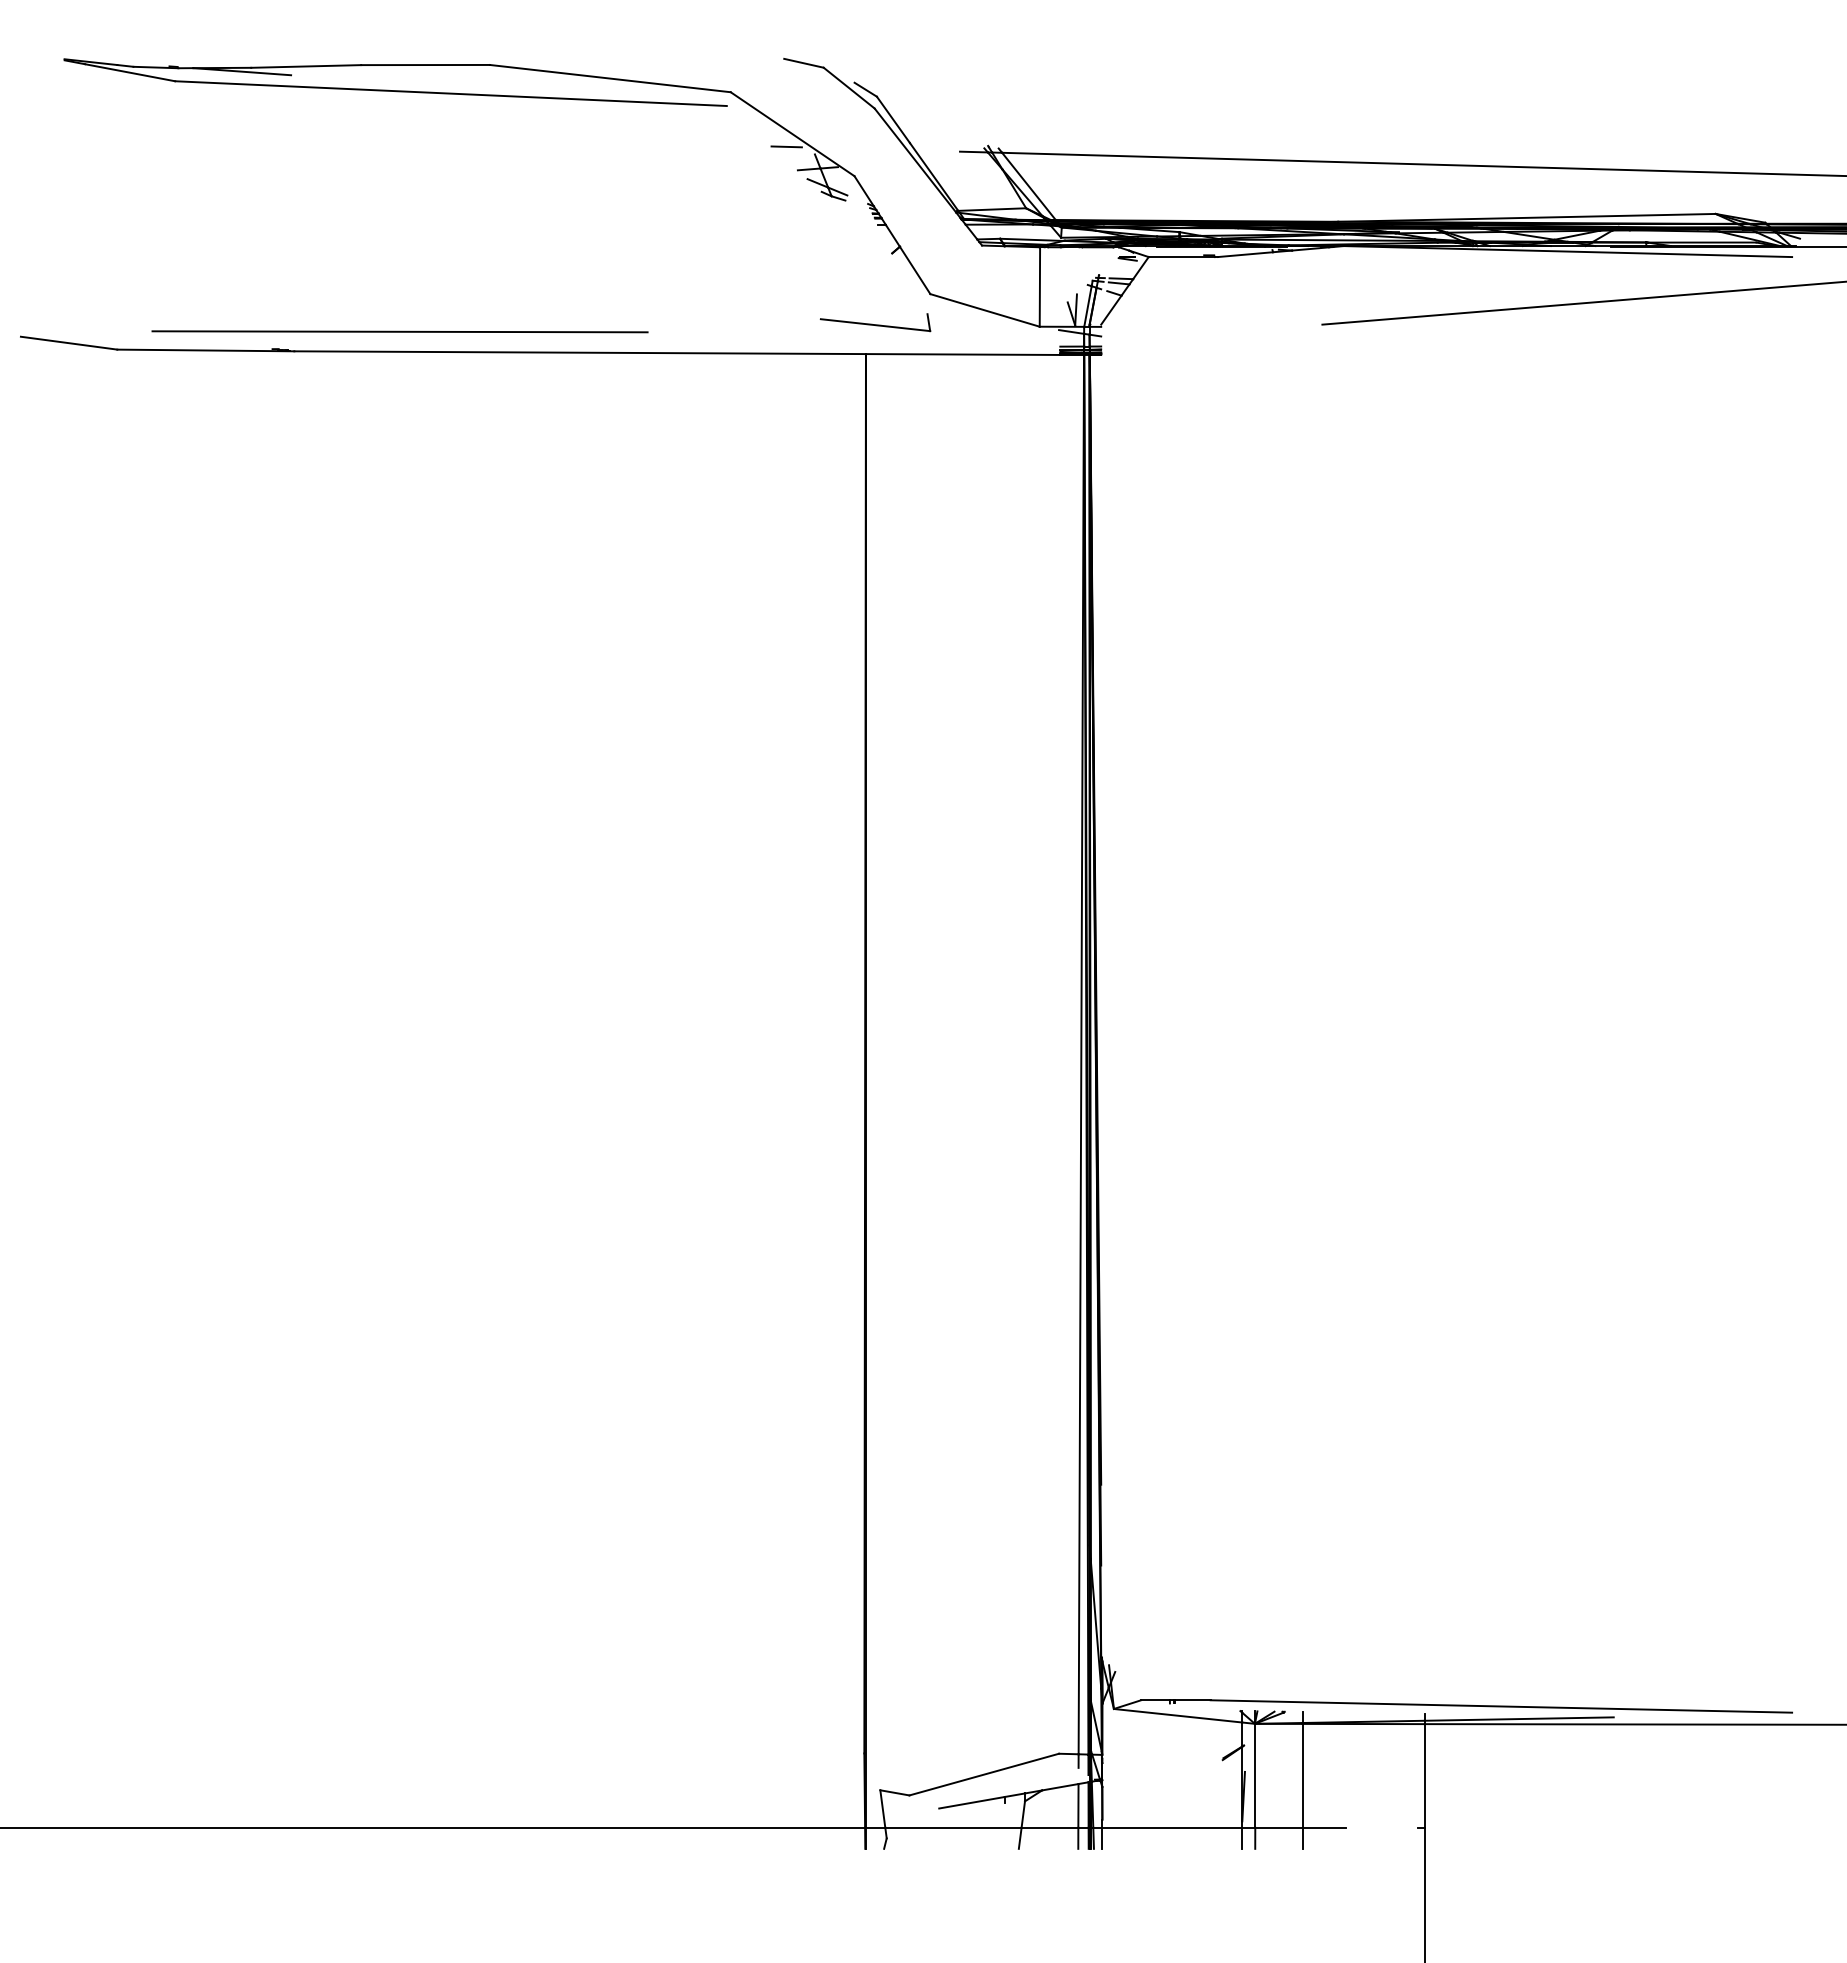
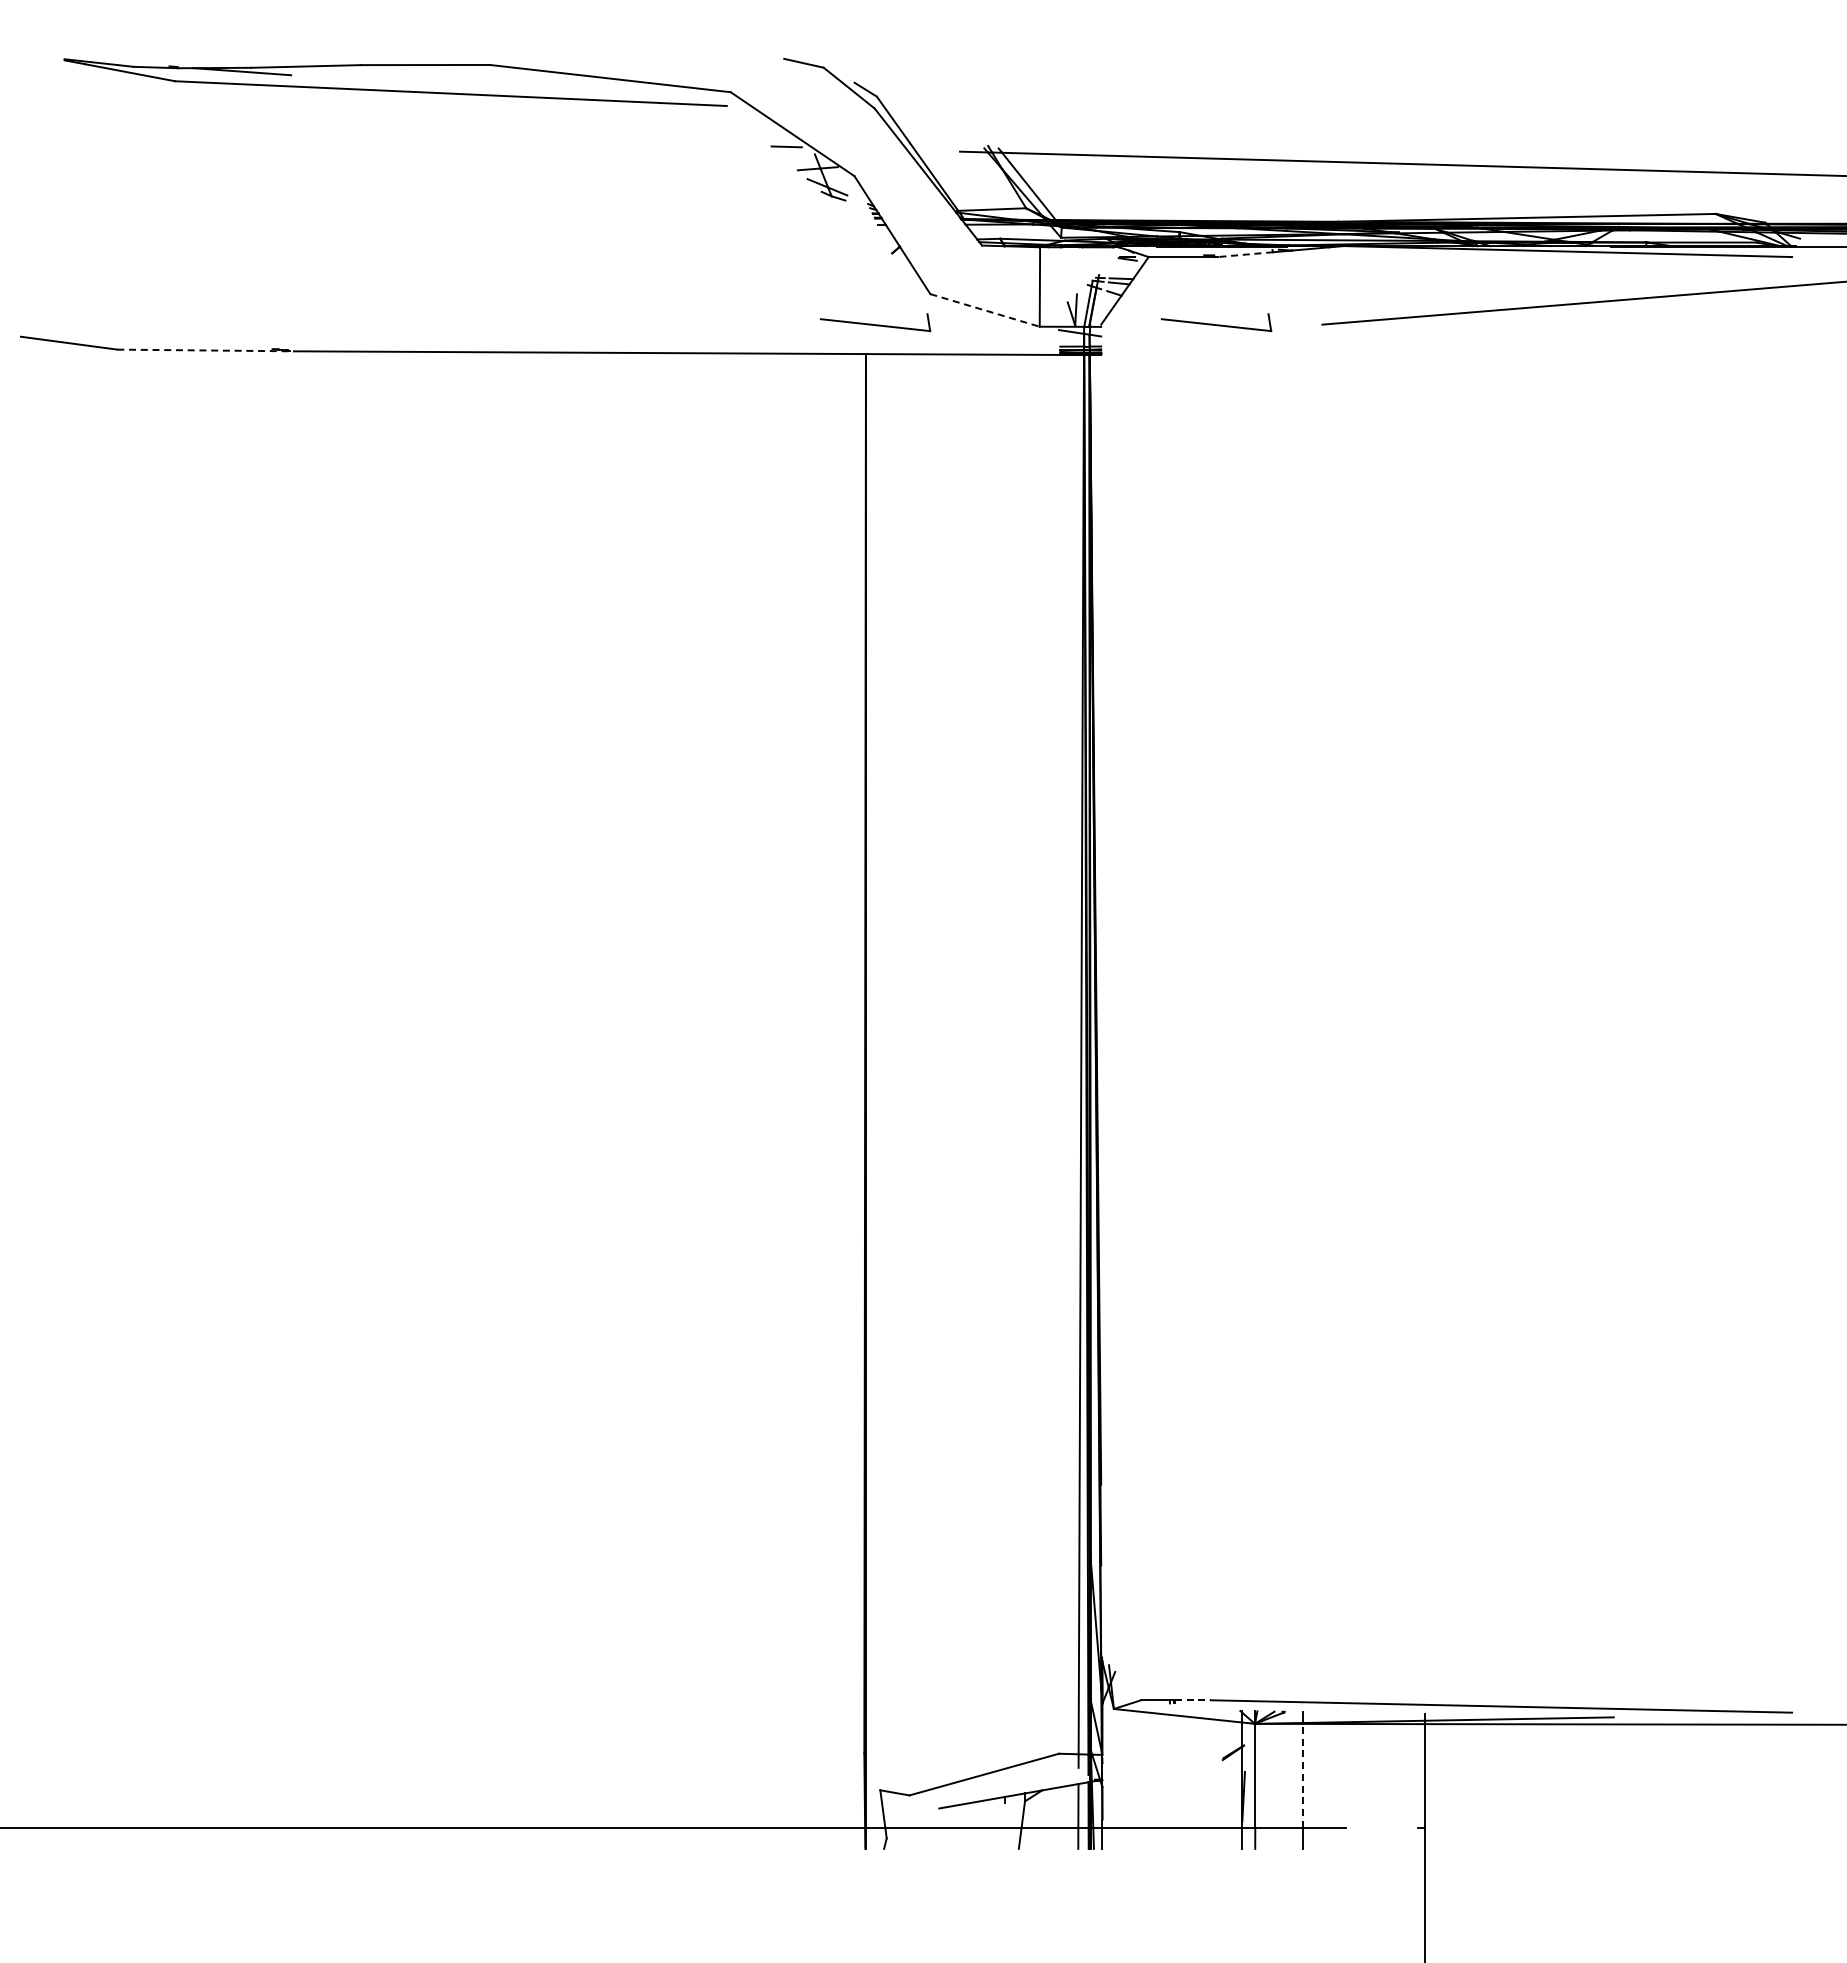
line: solid -> dashed (1245, 254)
line: solid -> dashed (985, 310)
part: none -> present (1216, 322)
line: present -> none (399, 331)
line: solid -> dashed (205, 350)
line: solid -> dashed (1192, 1700)
line: solid -> dashed (1302, 1775)
